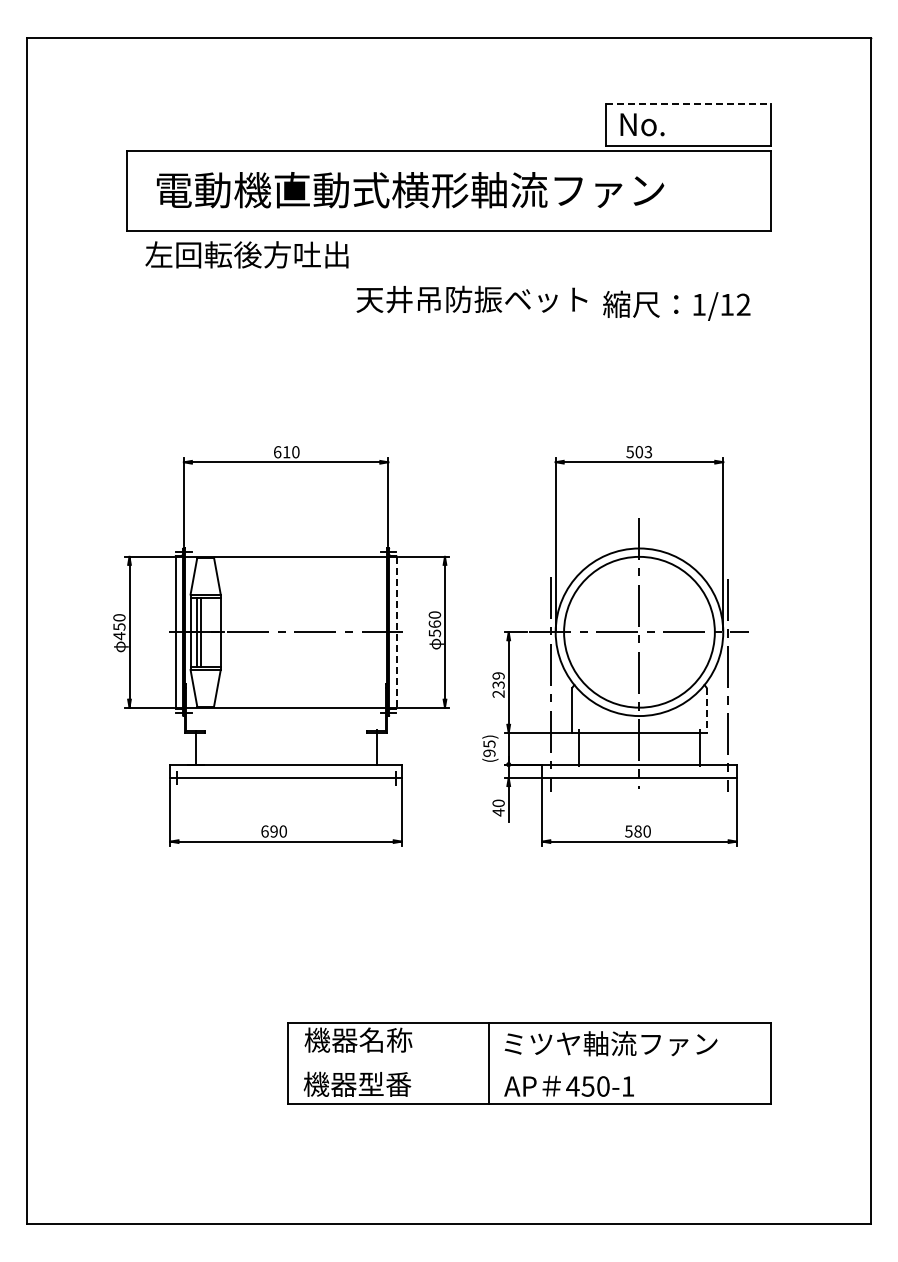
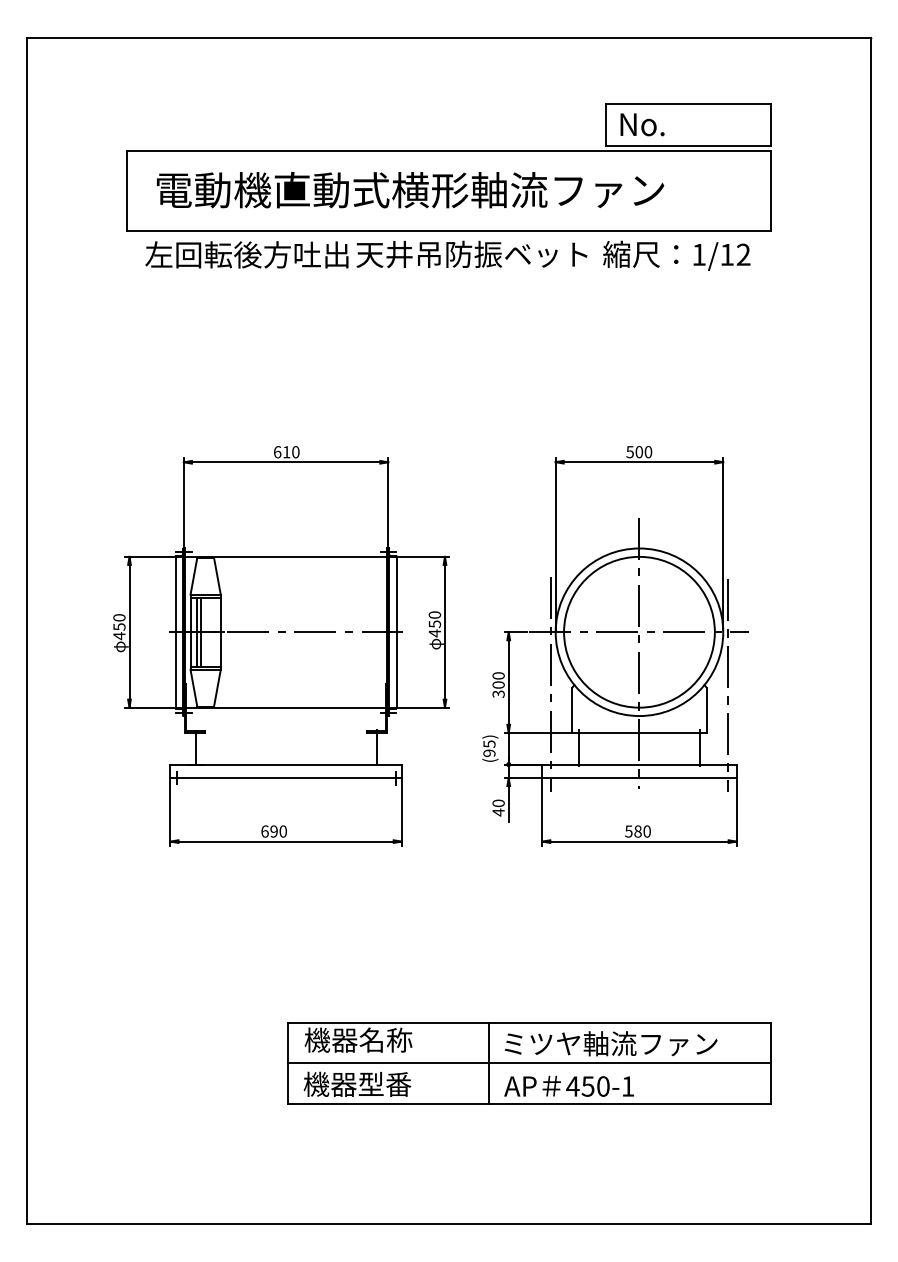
line: dashed -> solid (688, 103)
text position: (471, 299) -> (471, 254) (471, 254)
text position: (676, 305) -> (676, 255) (676, 255)
text: 503 -> 500 (648, 452)
text: 560 -> 450 (434, 628)
line: dashed -> solid (396, 632)
text: 239 -> 300 (498, 684)
line: dashed -> solid (706, 710)
line: none -> present (529, 1063)
